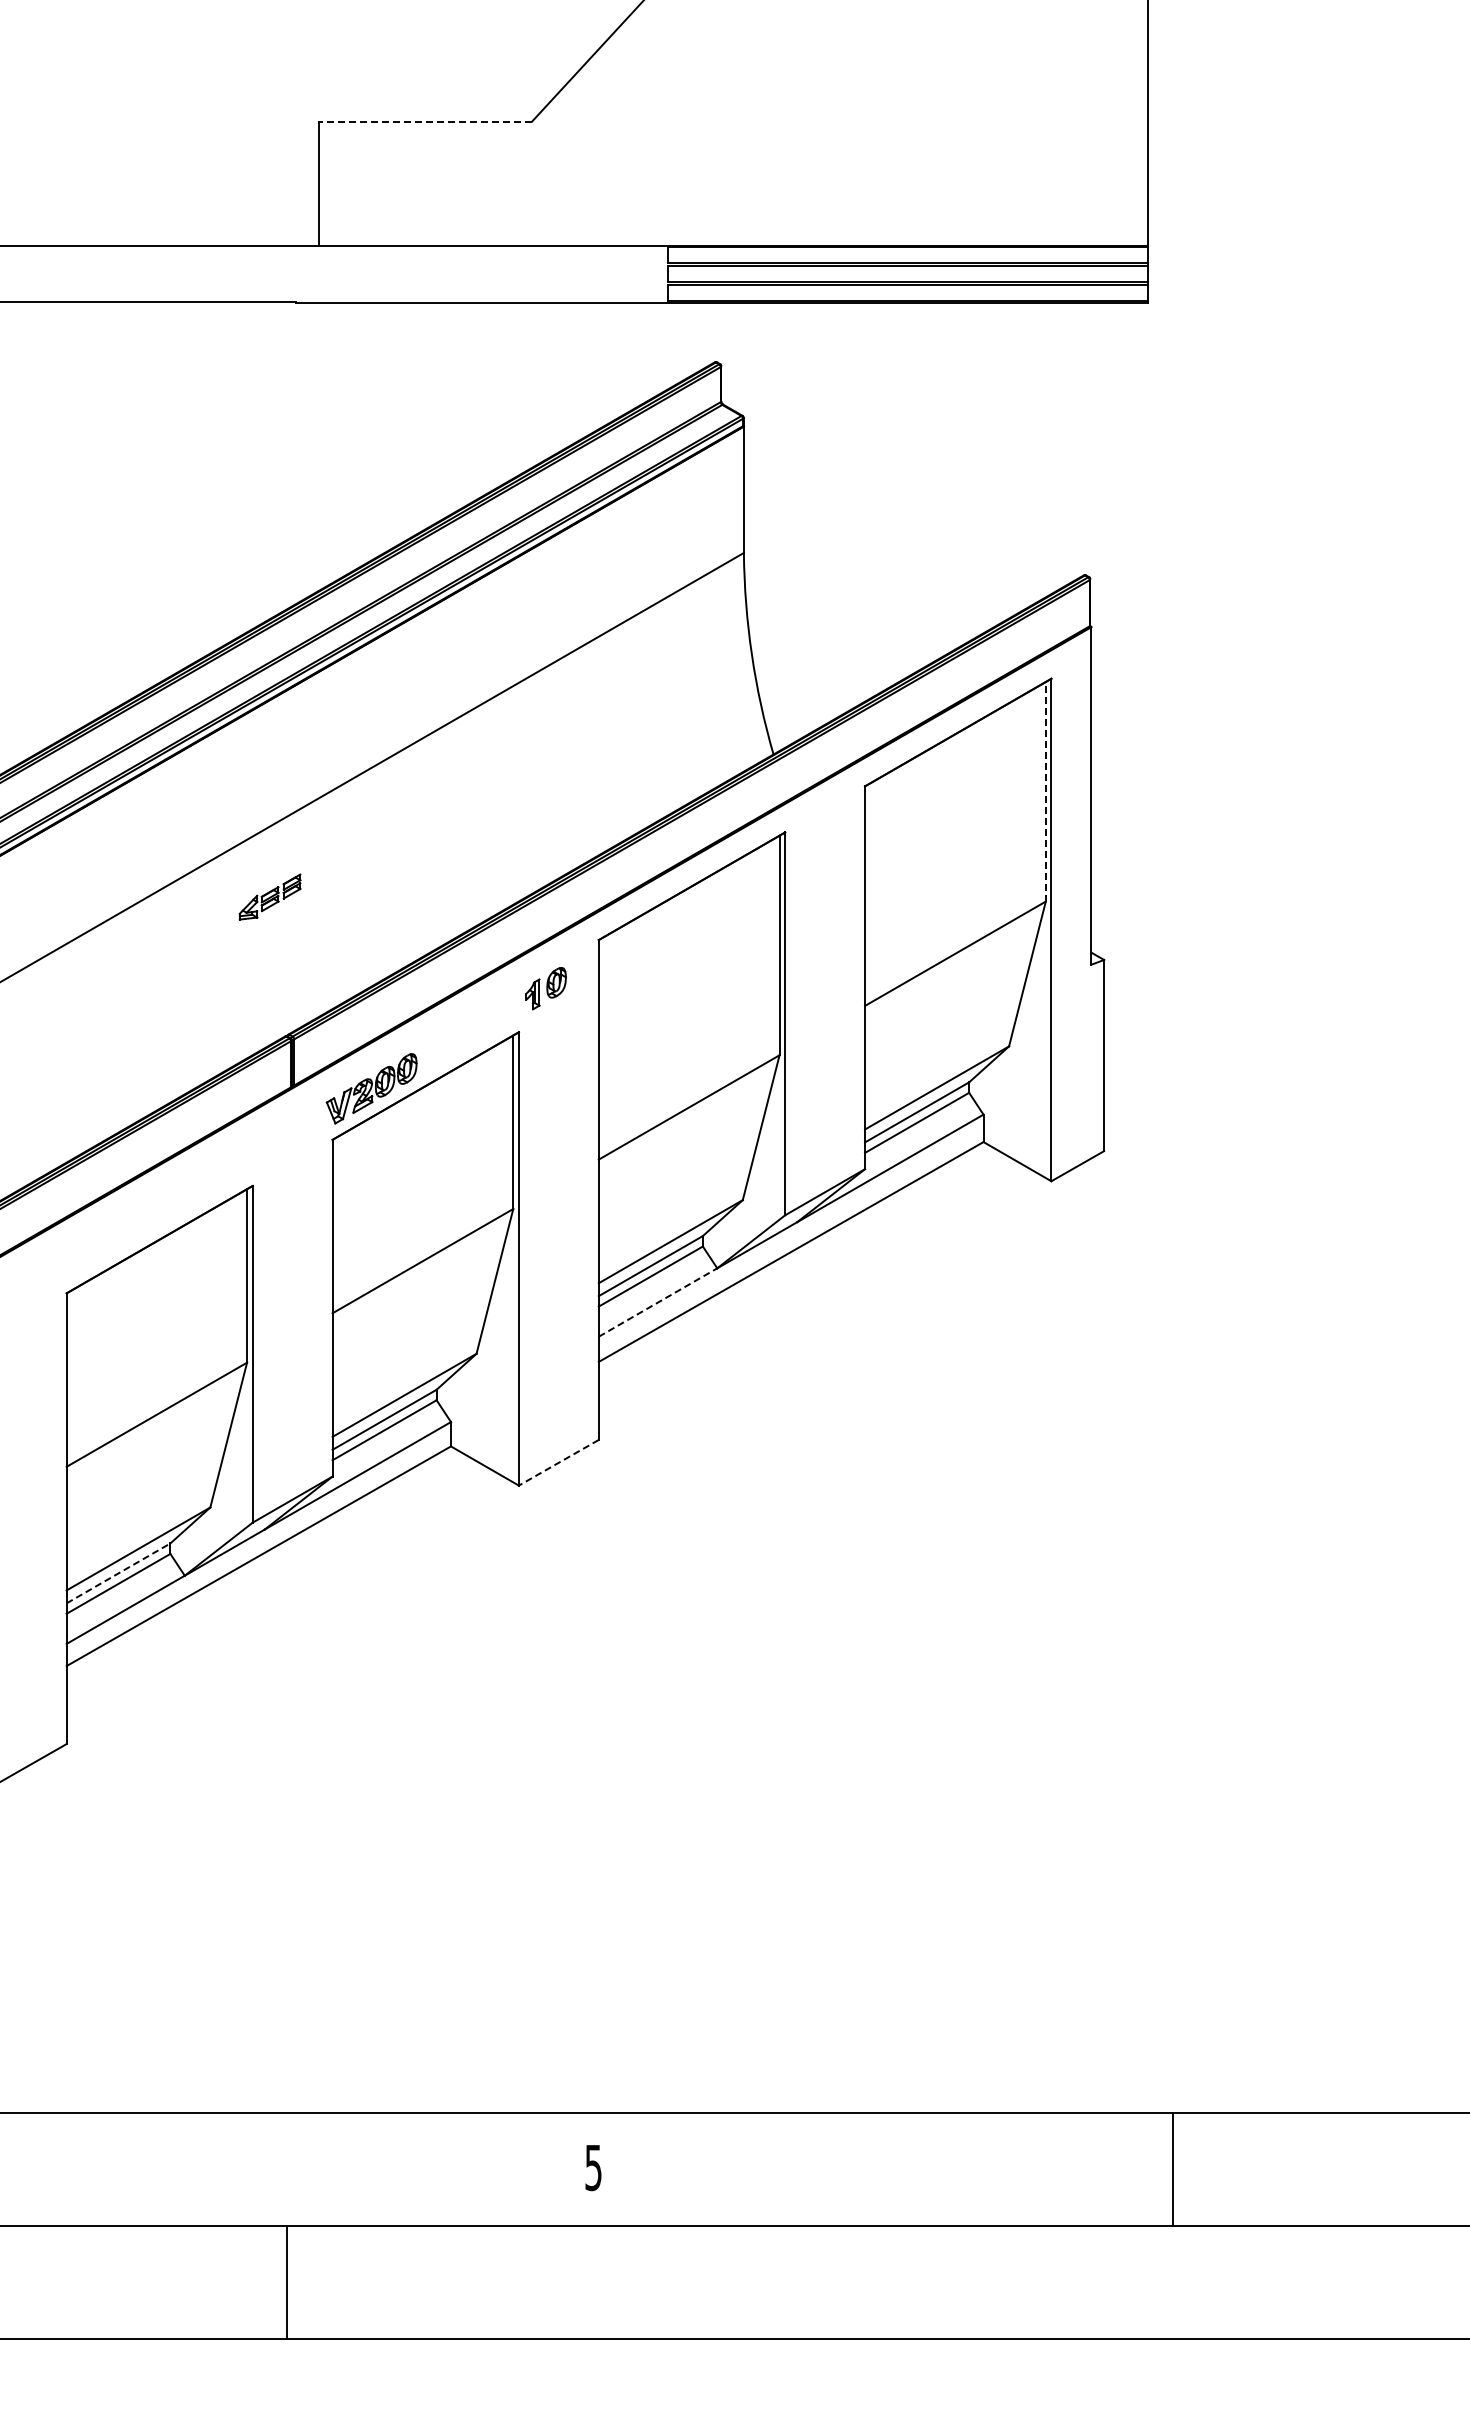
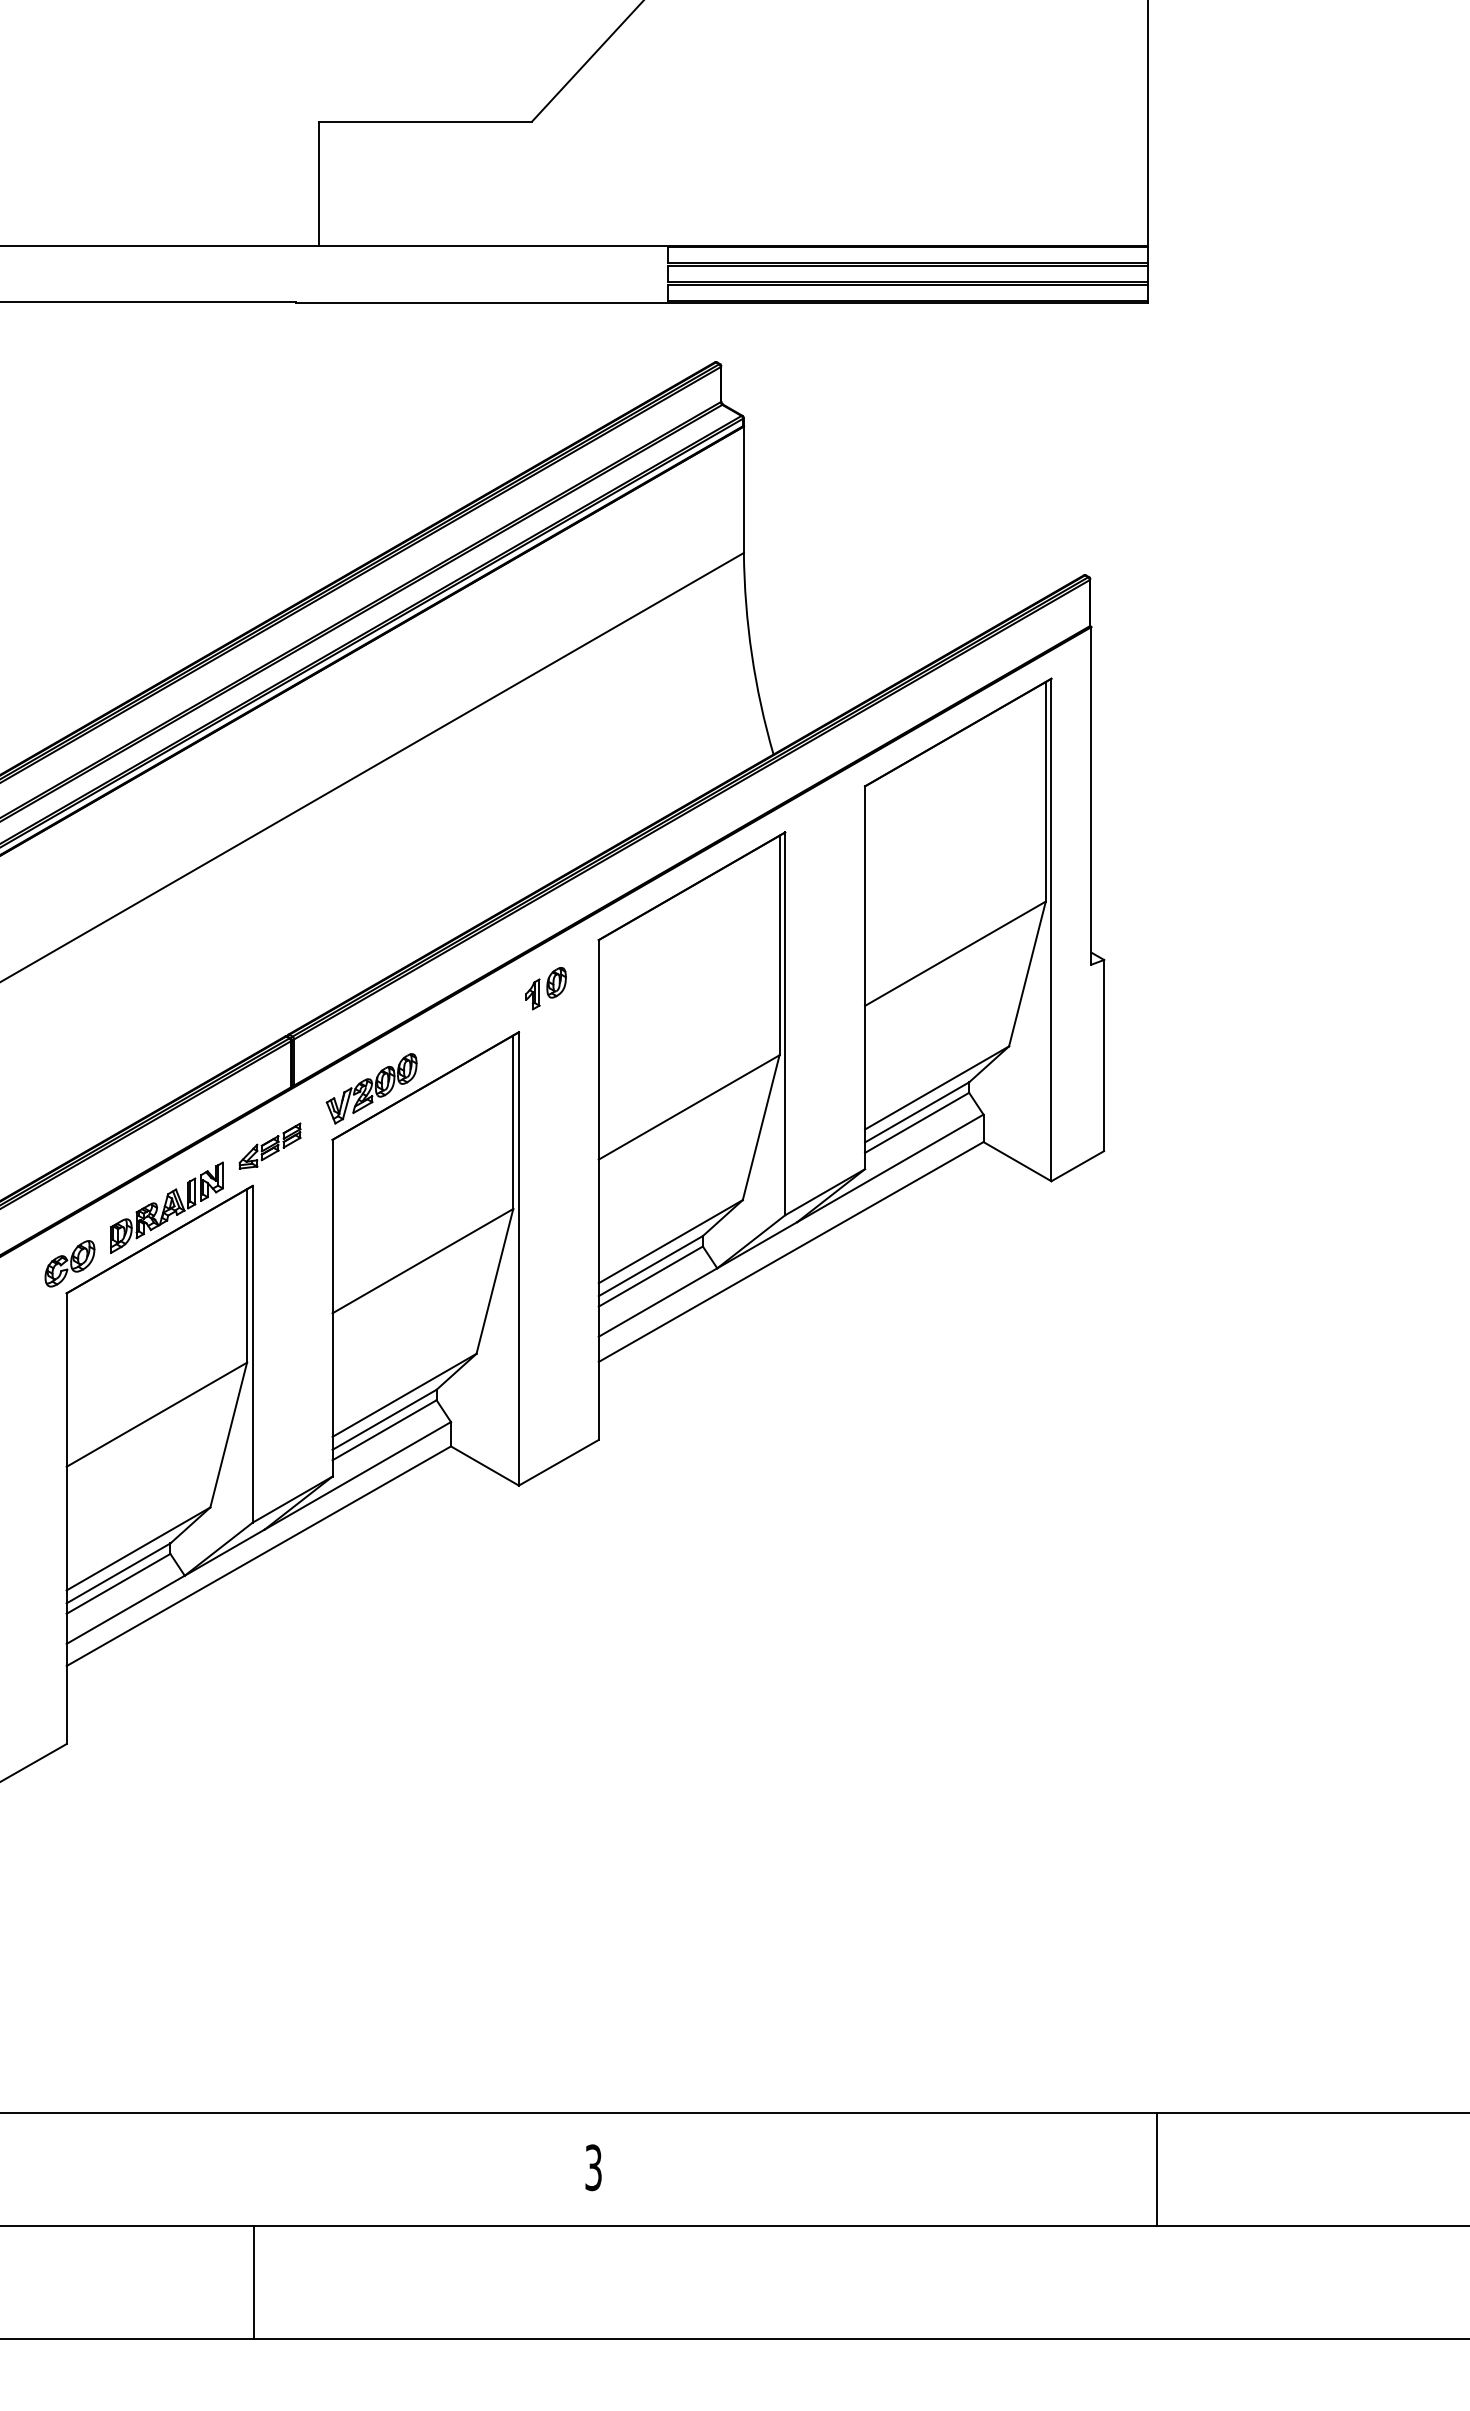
line: dashed -> solid (425, 121)
line: dashed -> solid (1045, 791)
part position: (269, 896) -> (269, 1145) (269, 1145)
part: none -> present (166, 1207)
part: none -> present (69, 1263)
line: dashed -> solid (658, 1302)
line: dashed -> solid (558, 1462)
line: dashed -> solid (118, 1573)
text: 5 -> 3 (593, 2167)
line position: (1173, 2168) -> (1157, 2168) (1157, 2168)
line position: (286, 2281) -> (253, 2281) (253, 2281)
